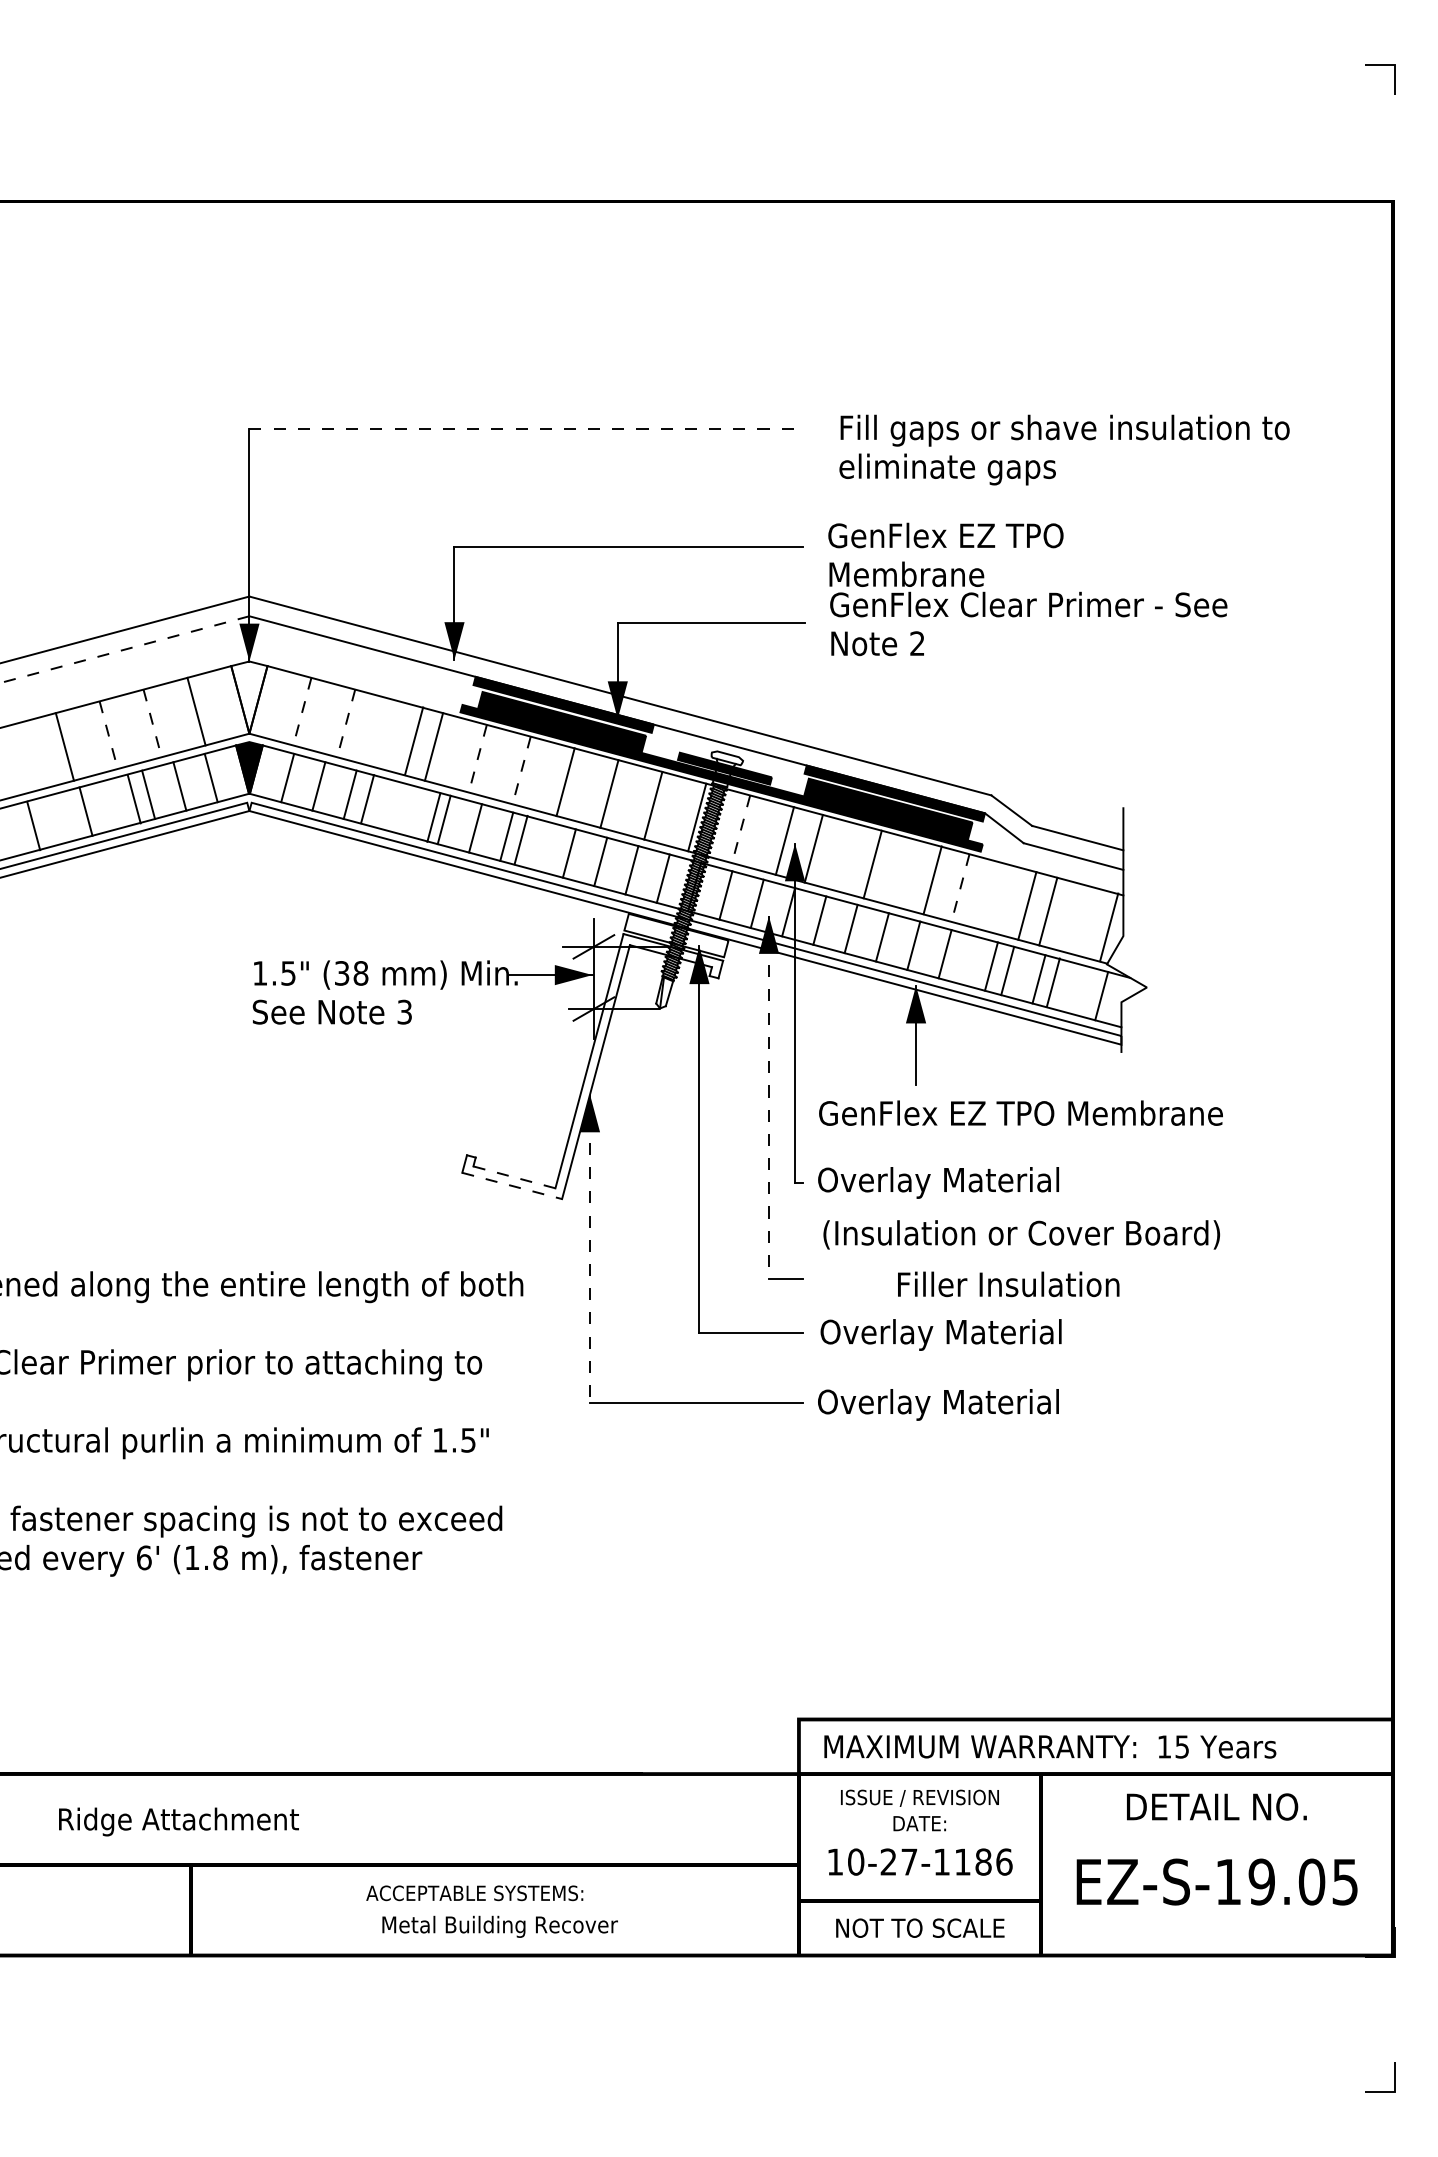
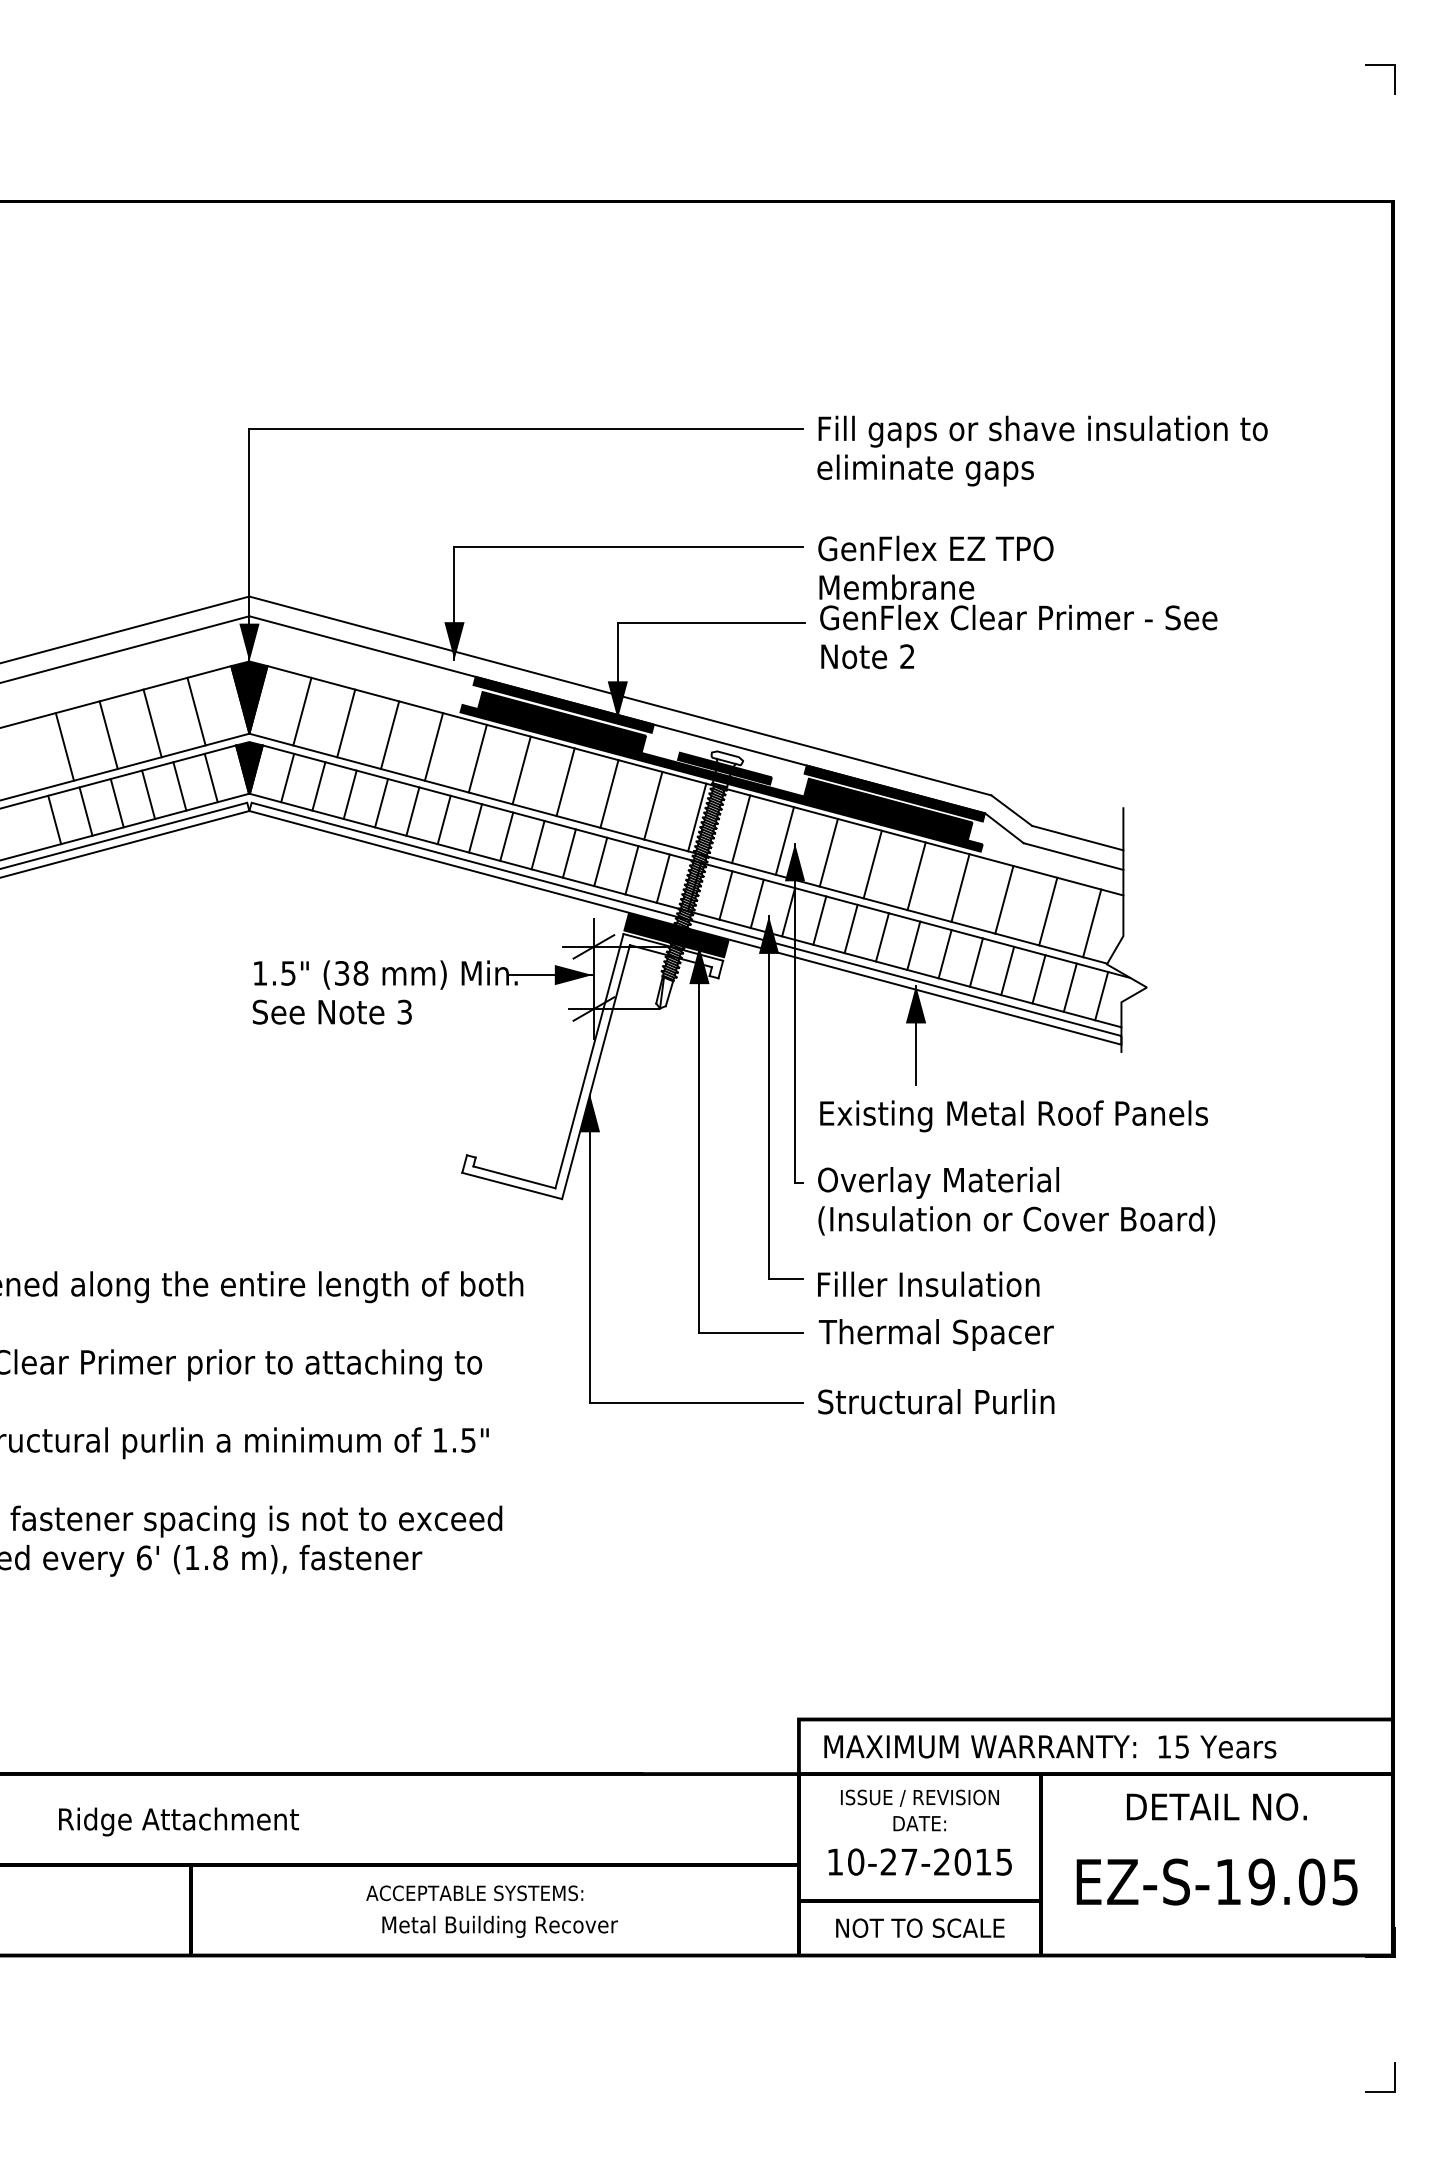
line: dashed -> solid (526, 429)
text position: (1064, 449) -> (1042, 450) (1042, 450)
text position: (1027, 589) -> (1017, 602) (1017, 602)
line: dashed -> solid (124, 649)
fill: none -> present (249, 697)
line: dashed -> solid (302, 712)
line: dashed -> solid (152, 723)
line: dashed -> solid (346, 723)
line: dashed -> solid (108, 735)
line position: (414, 741) -> (390, 735) (390, 735)
line: dashed -> solid (477, 758)
line: dashed -> solid (521, 770)
line position: (133, 799) -> (116, 803) (116, 803)
line position: (367, 799) -> (381, 803) (381, 803)
line position: (433, 817) -> (412, 811) (412, 811)
line position: (33, 825) -> (54, 819) (54, 819)
line: dashed -> solid (741, 829)
line position: (520, 839) -> (537, 844) (537, 844)
line position: (813, 848) -> (828, 852) (828, 852)
line position: (932, 880) -> (916, 876) (916, 876)
line: dashed -> solid (960, 888)
line position: (1027, 905) -> (1004, 899) (1004, 899)
line position: (1109, 927) -> (1092, 923) (1092, 923)
fill: none -> present (676, 935)
line position: (991, 966) -> (976, 962) (976, 962)
line position: (1052, 982) -> (1069, 987) (1069, 987)
line: dashed -> solid (768, 1098)
text: GenFlex EZ TPO Membrane -> Existing Metal Roof Panels (1020, 1116)
line: dashed -> solid (513, 1177)
line: dashed -> solid (512, 1185)
text position: (1021, 1234) -> (1016, 1220) (1016, 1220)
line: dashed -> solid (590, 1249)
text position: (1008, 1284) -> (928, 1284) (928, 1284)
text: Overlay Material -> Thermal Spacer (939, 1334)
text: Overlay Material -> Structural Purlin (938, 1404)
text: 10-27-1186 -> 10-27-2015 (973, 1861)
